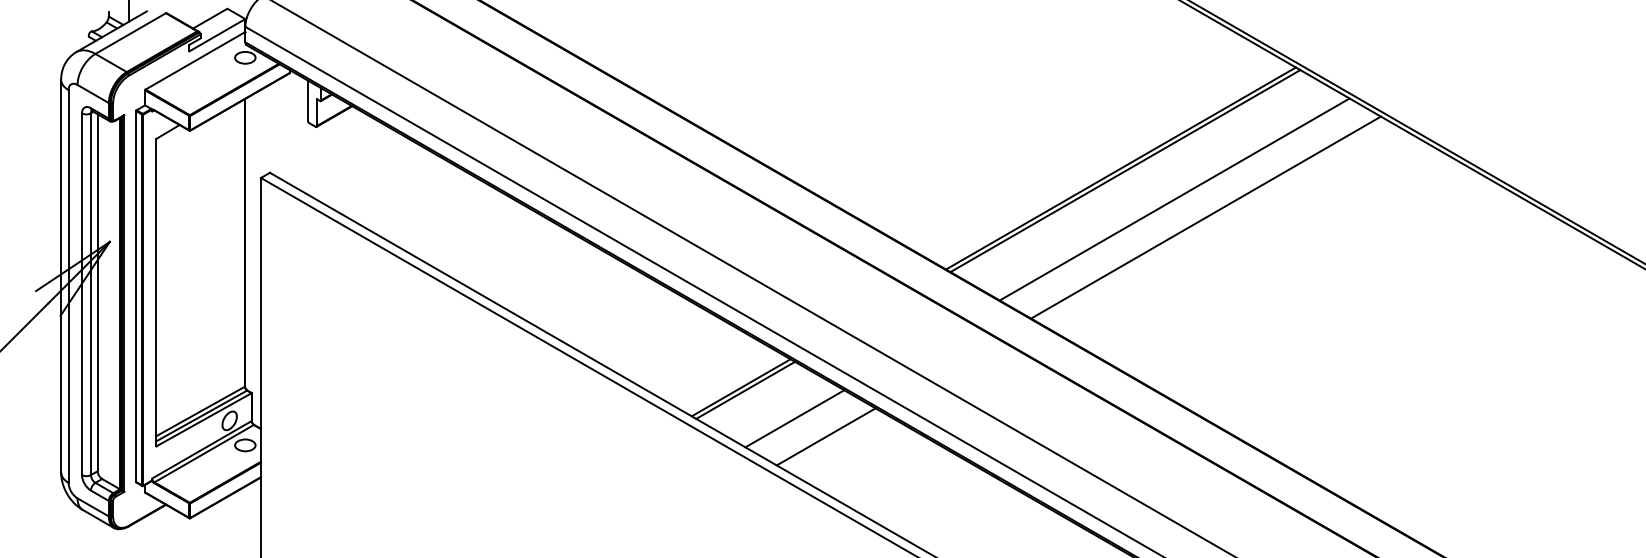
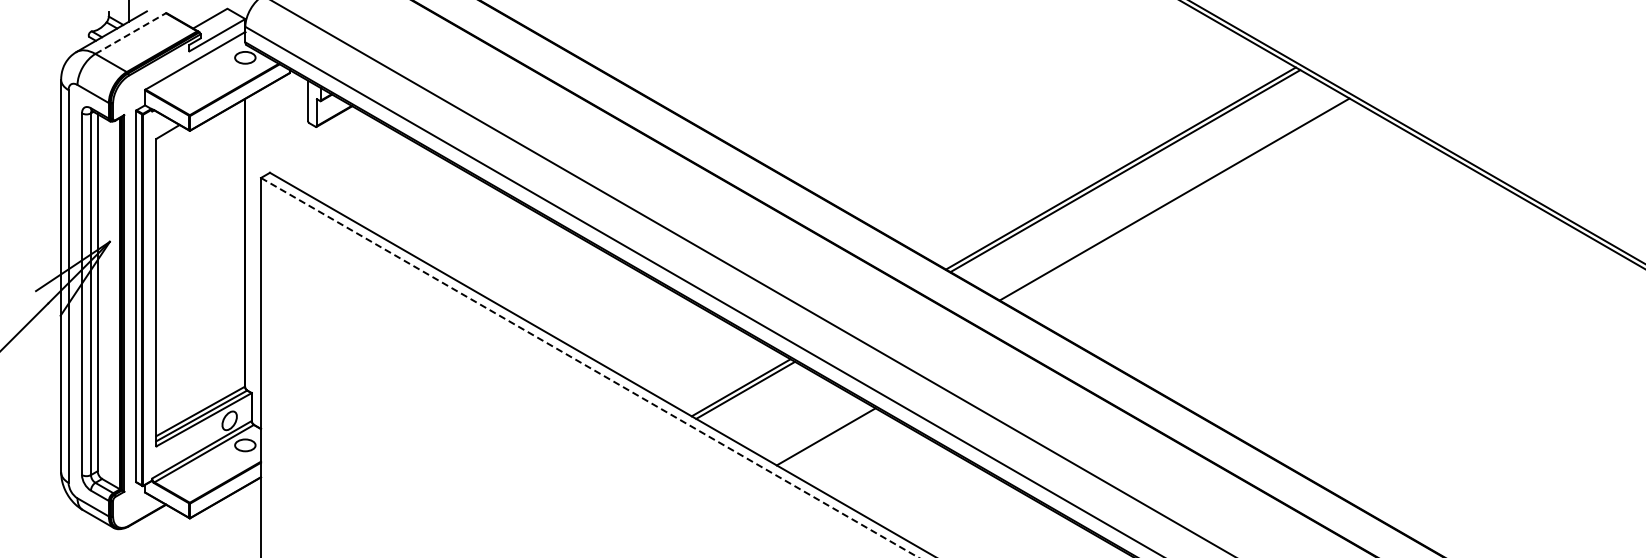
line: solid -> dashed (130, 33)
line: present -> none (1205, 217)
line: solid -> dashed (590, 367)
line: present -> none (794, 418)
